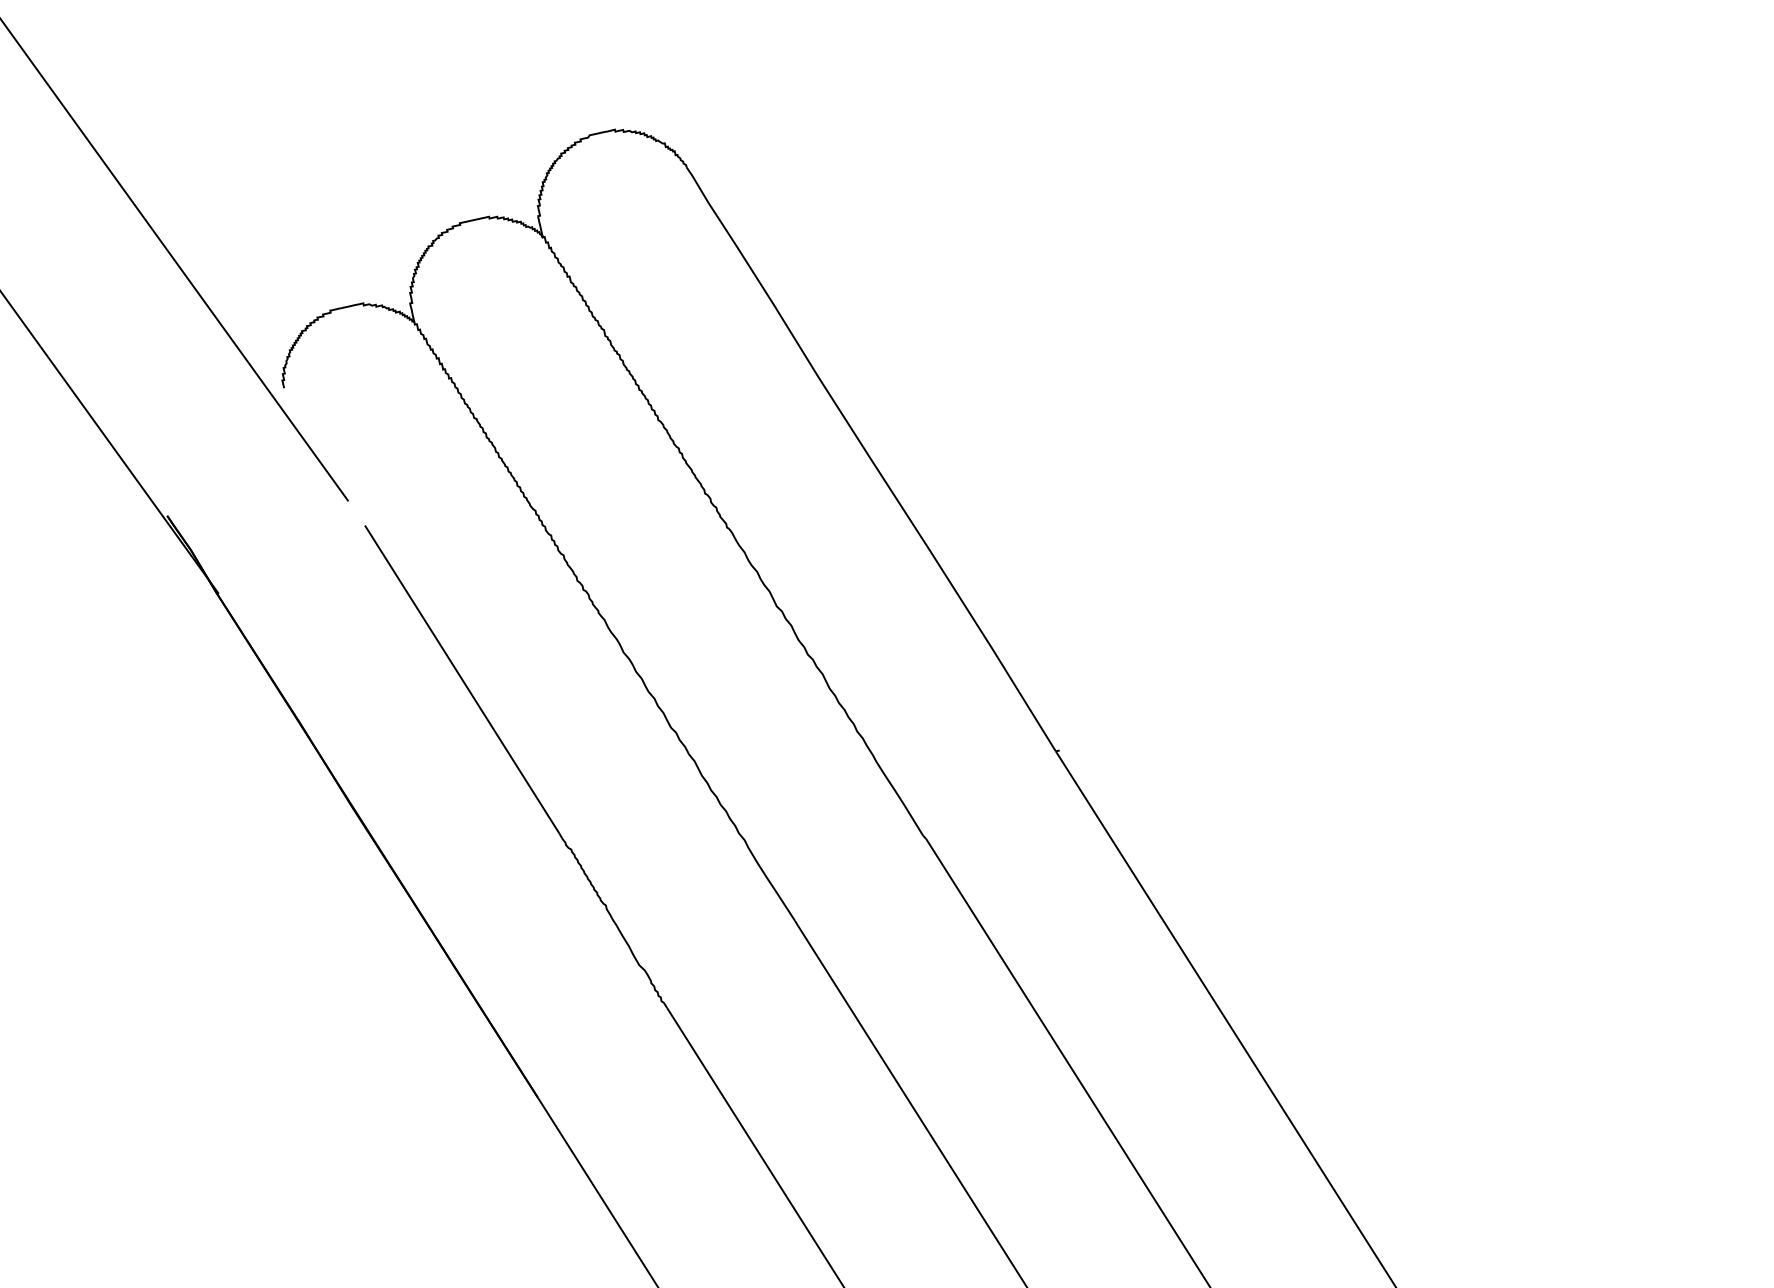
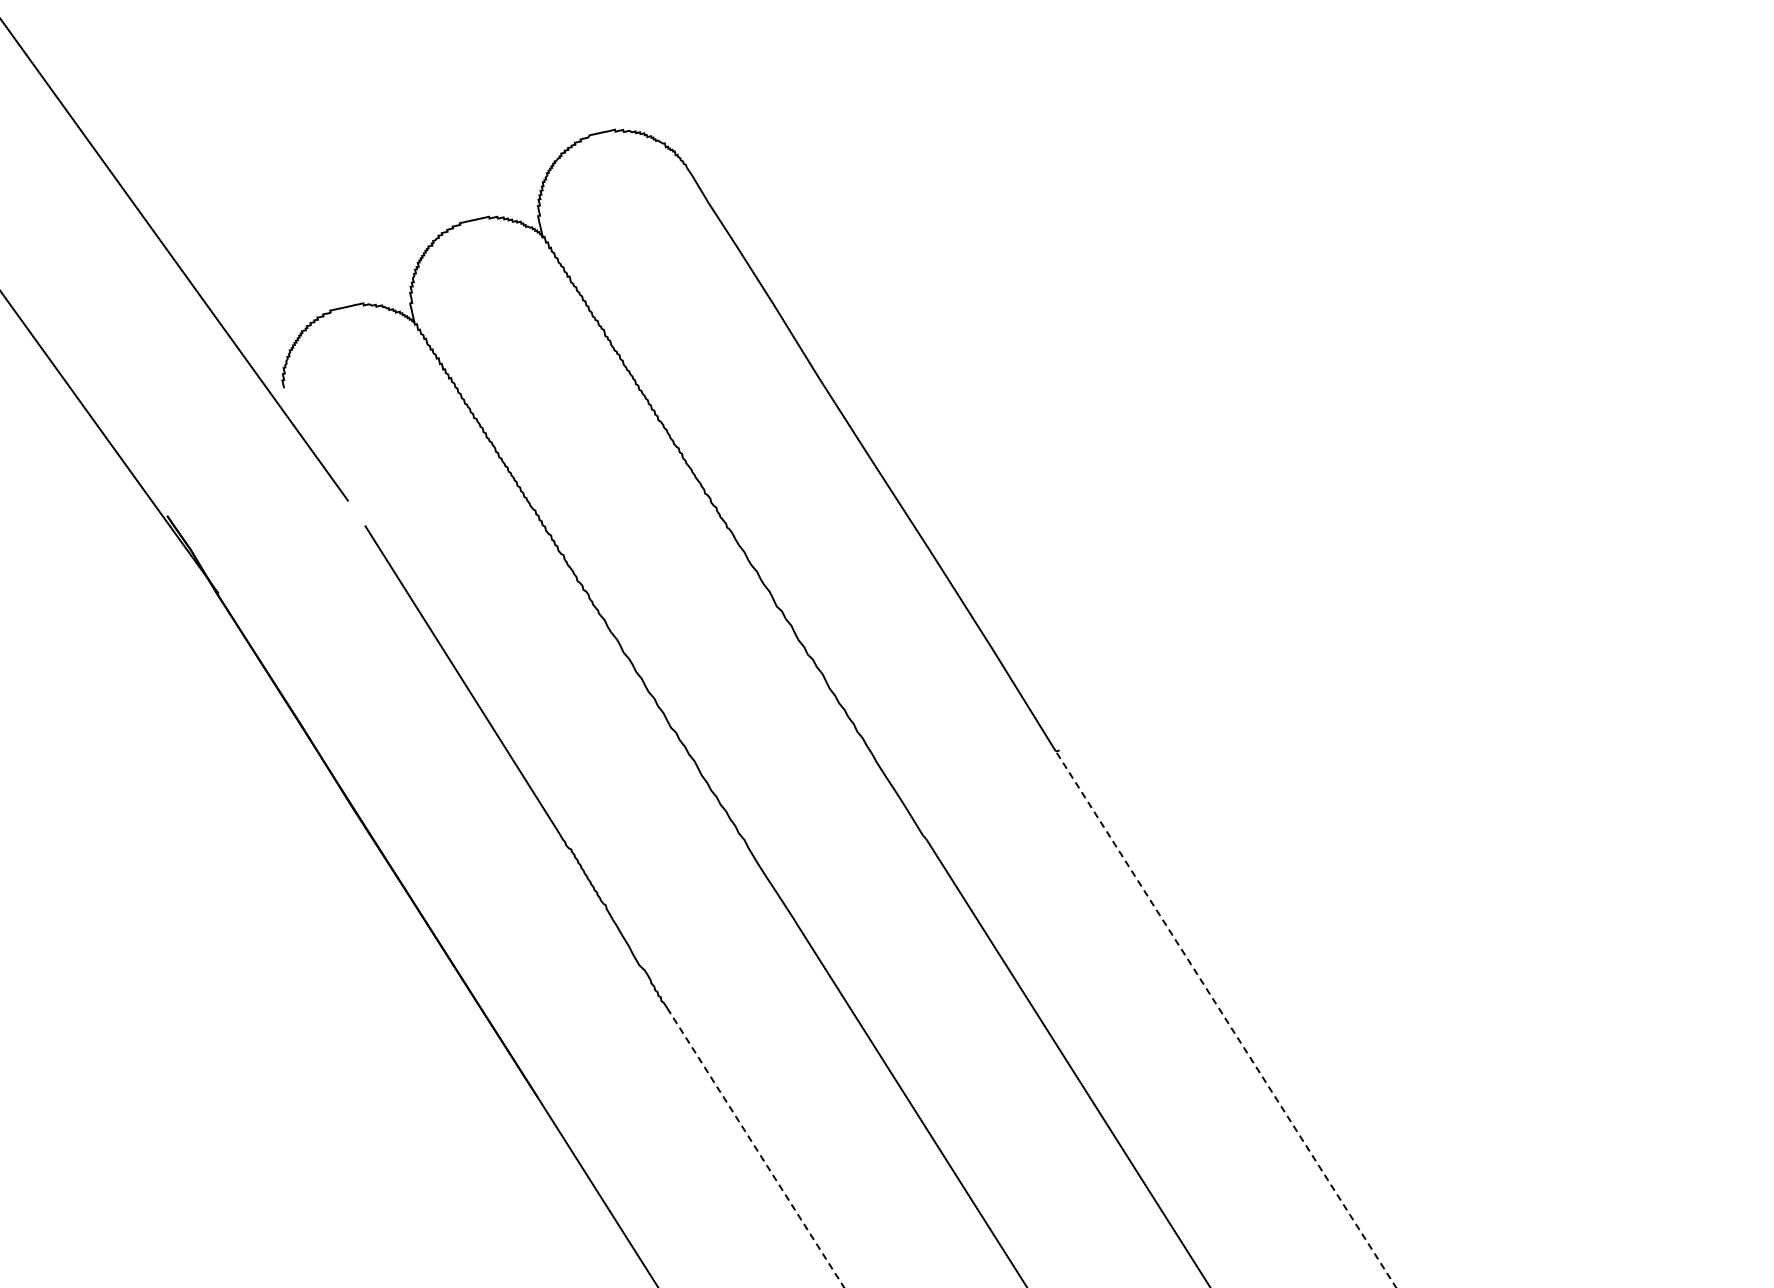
line: solid -> dashed (1225, 1019)
line: solid -> dashed (755, 1148)
